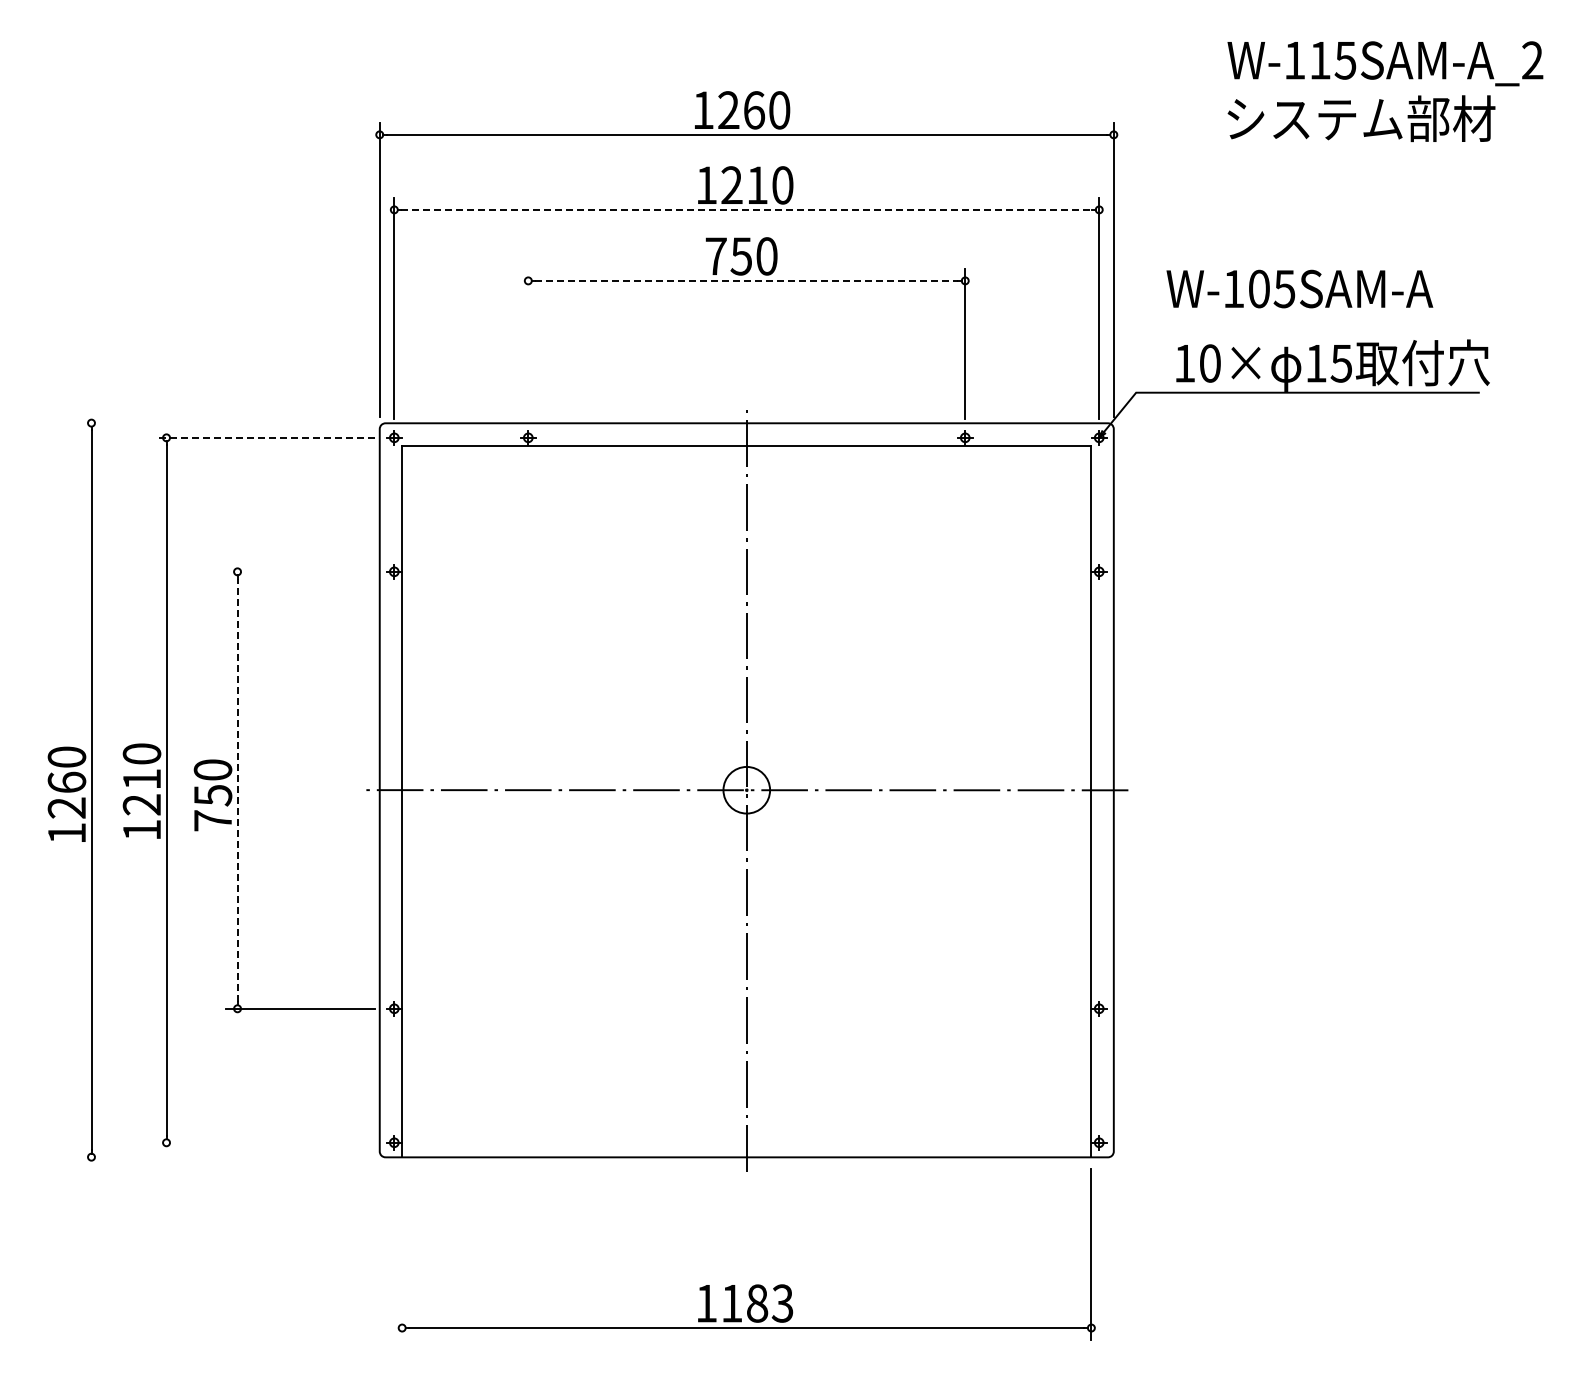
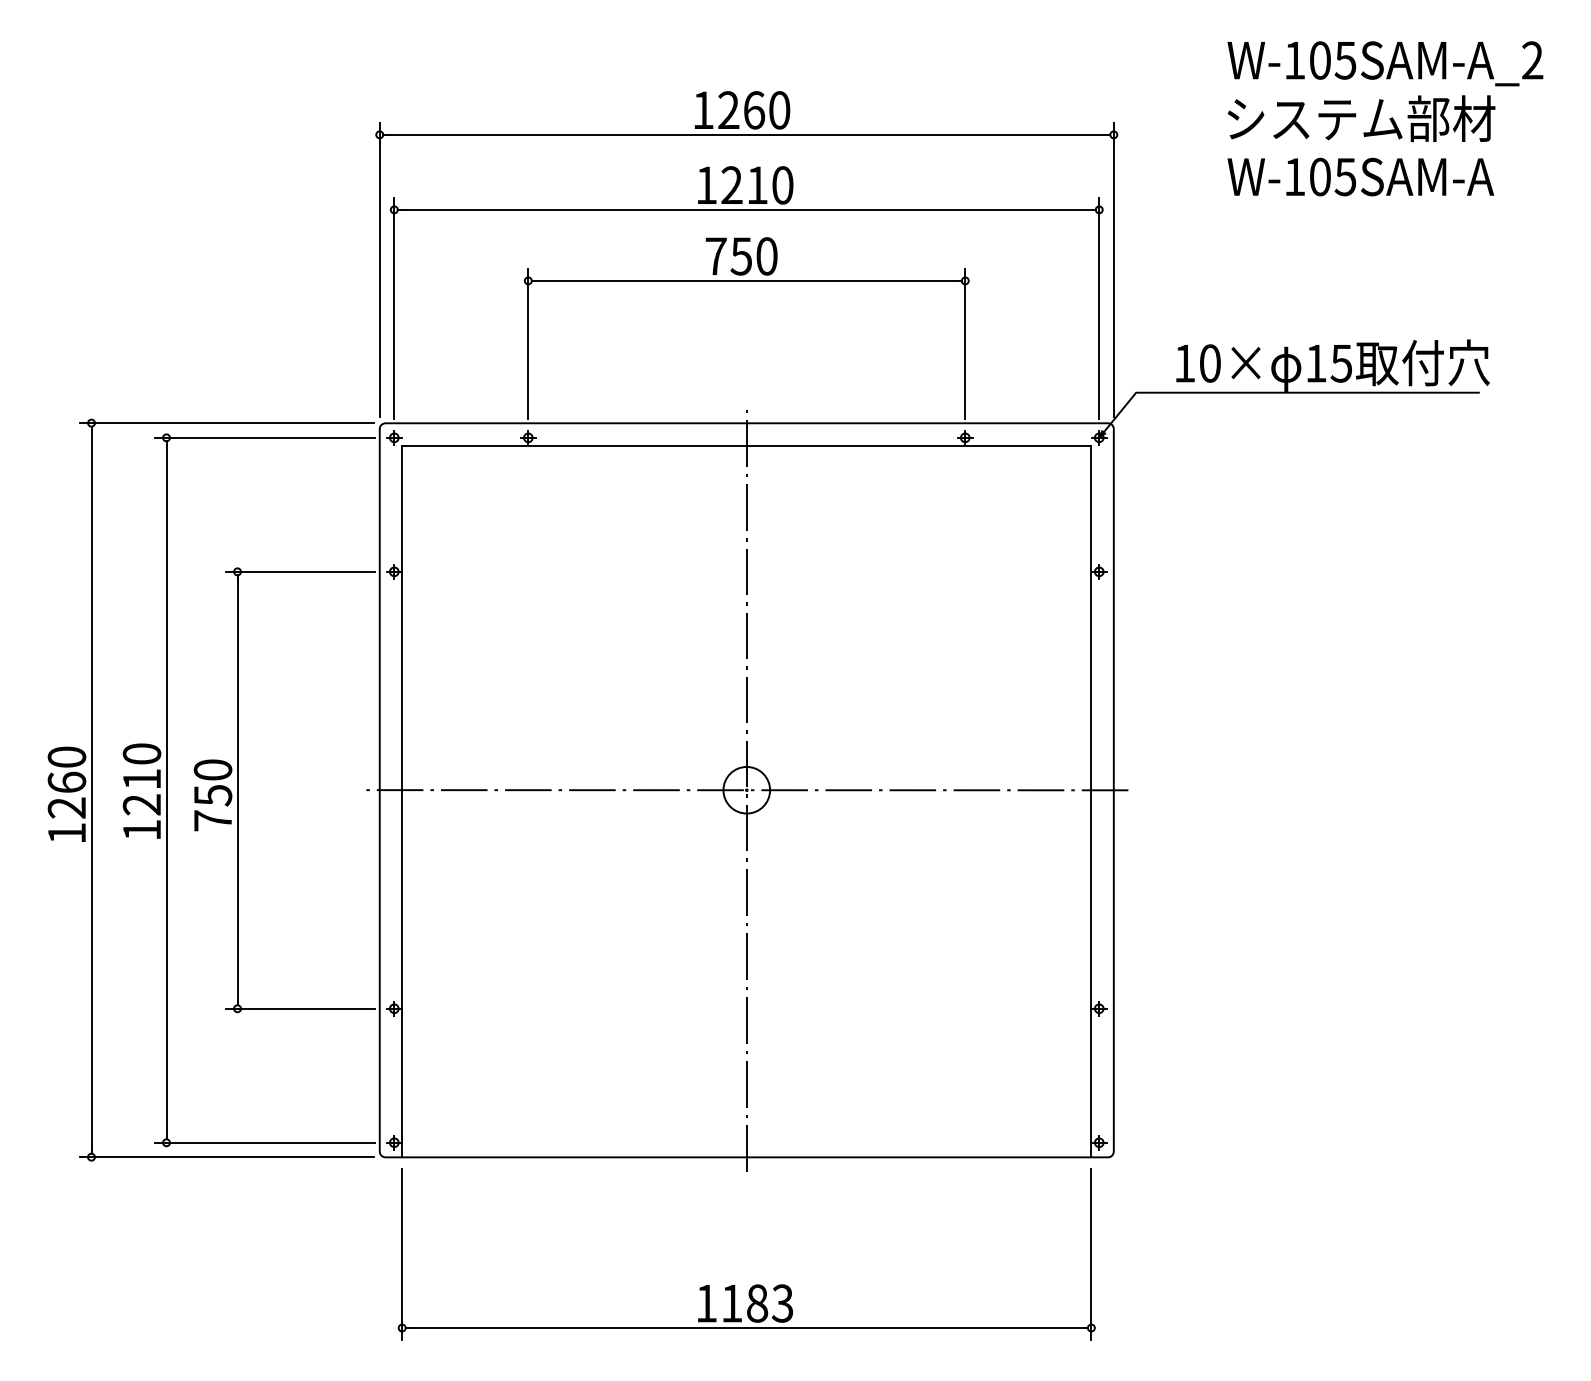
text: W-115SAM-A_2 -> W-105SAM-A_2 (1320, 60)
line: dashed -> solid (747, 209)
line: dashed -> solid (747, 280)
text position: (1299, 288) -> (1360, 176) (1360, 176)
line: none -> present (528, 343)
line: none -> present (226, 423)
line: dashed -> solid (264, 437)
line: none -> present (300, 571)
line: dashed -> solid (237, 789)
line: none -> present (264, 1142)
line: none -> present (226, 1157)
line: none -> present (402, 1254)
